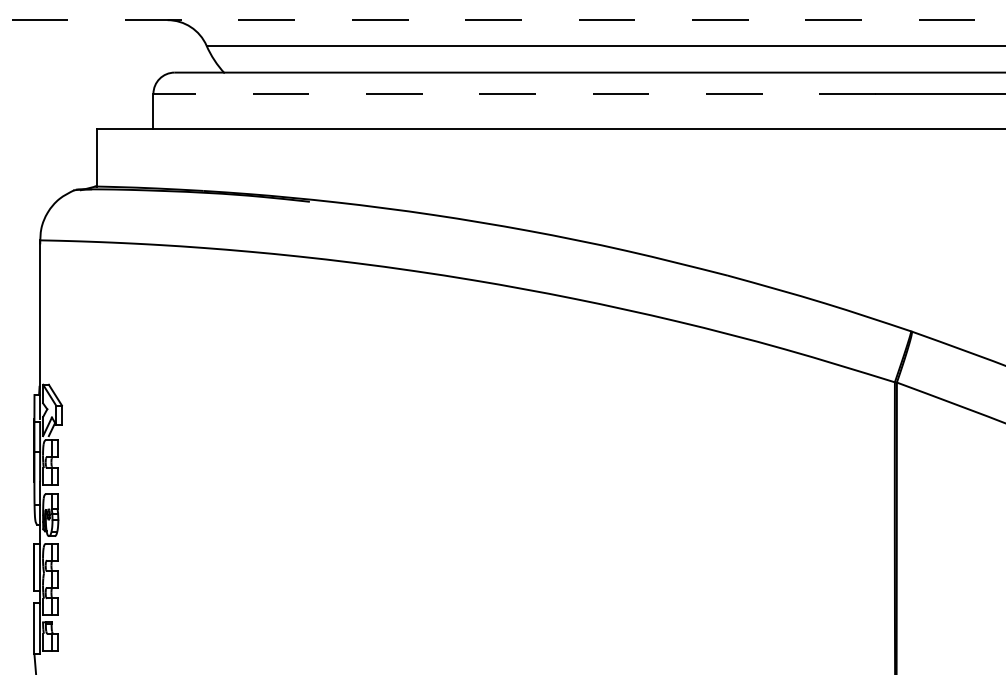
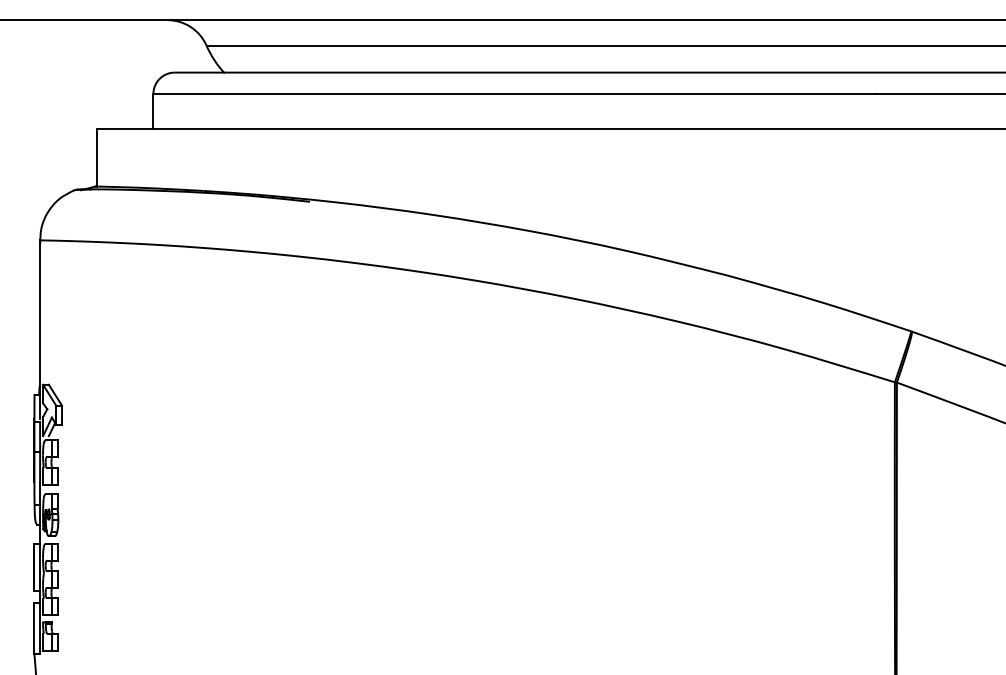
line: dashed -> solid (503, 20)
line: dashed -> solid (514, 93)
